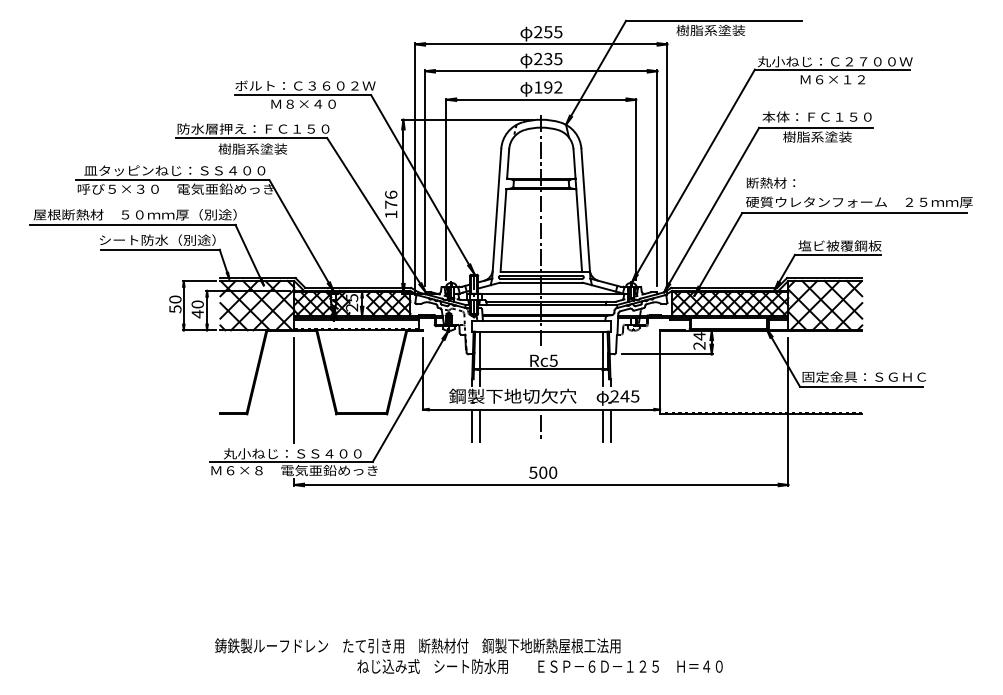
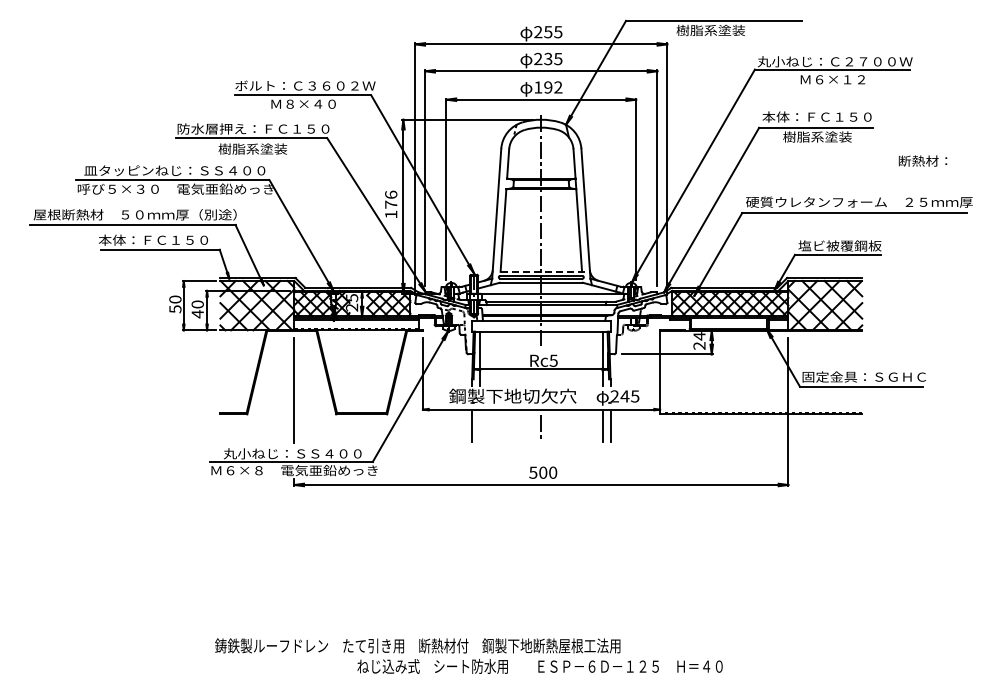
text position: (770, 182) -> (922, 160) (922, 160)
text: シート防水（別途） -> 本体：ＦＣ１５０ (156, 239)
line: solid -> dashed (545, 271)
line: present -> none (479, 426)
